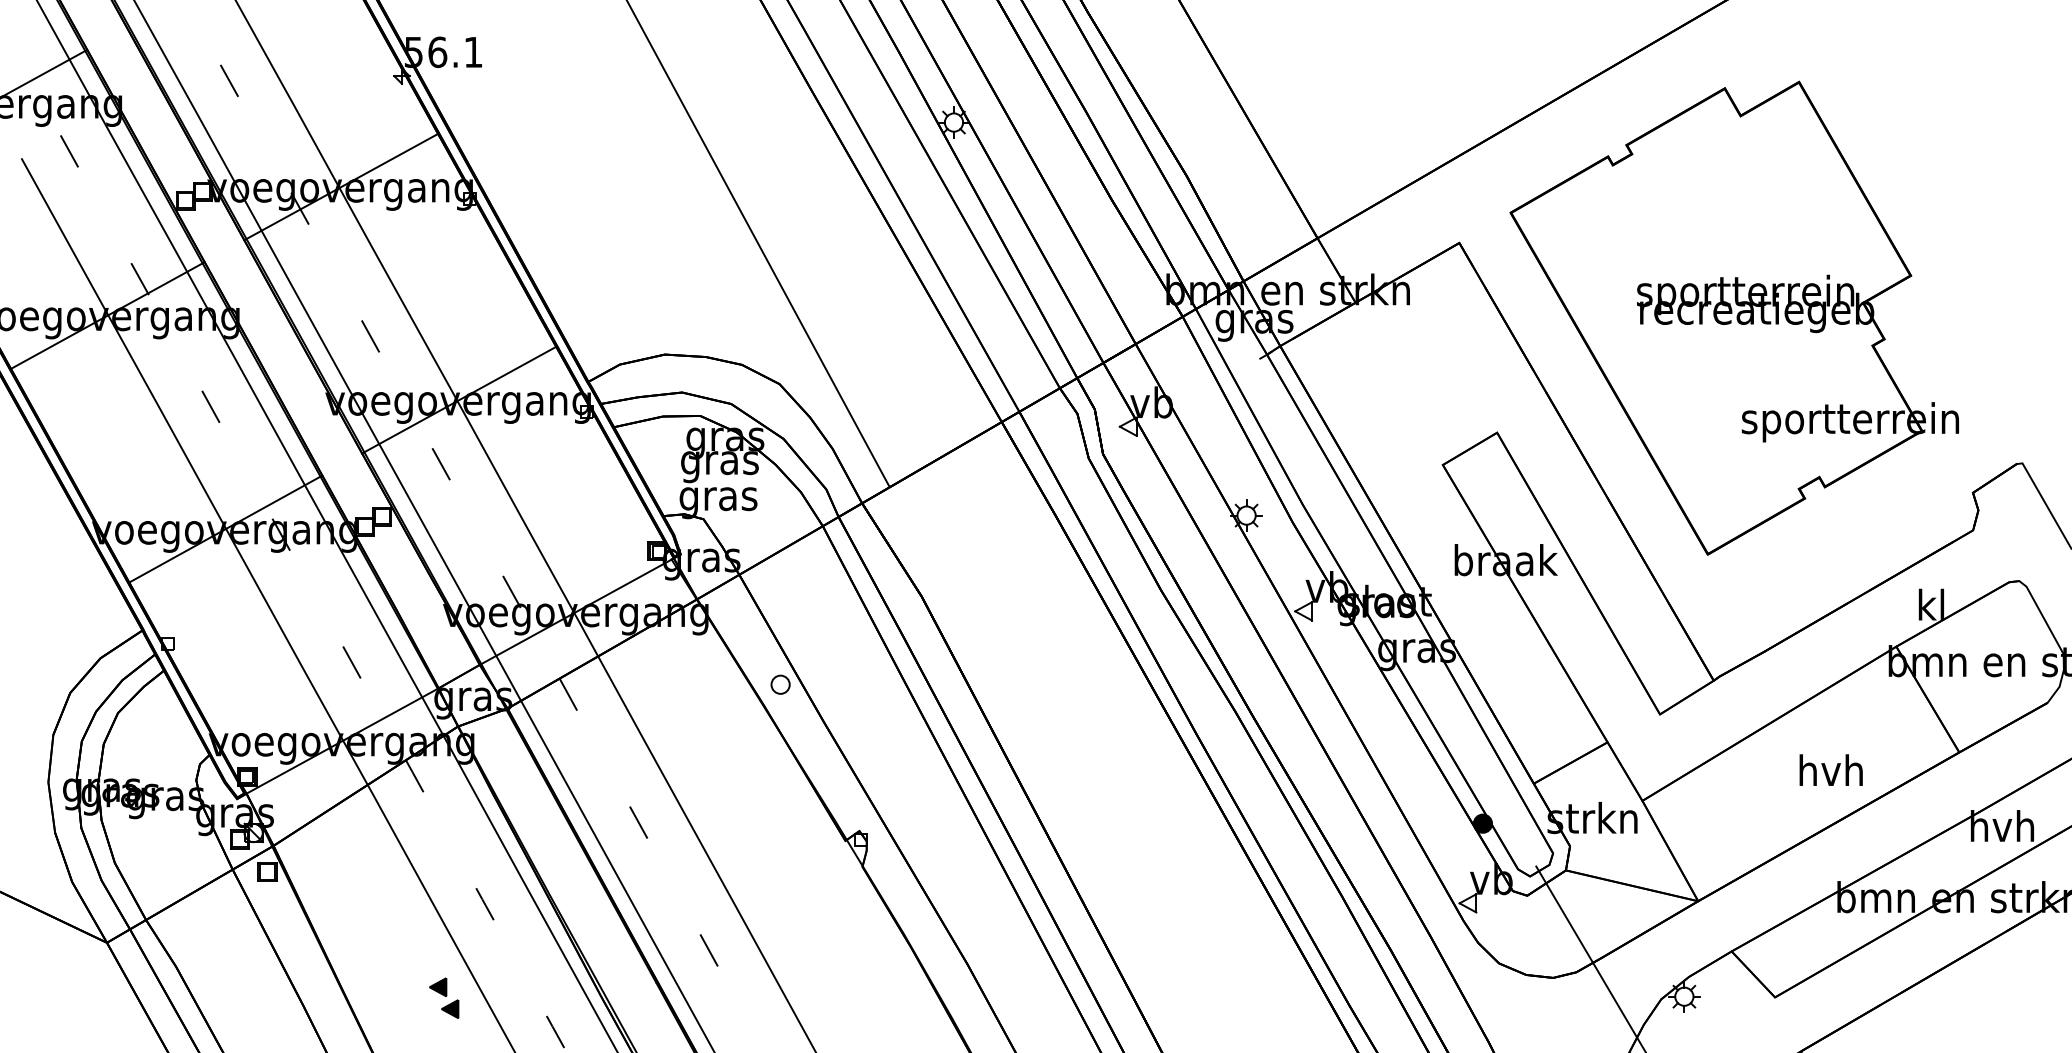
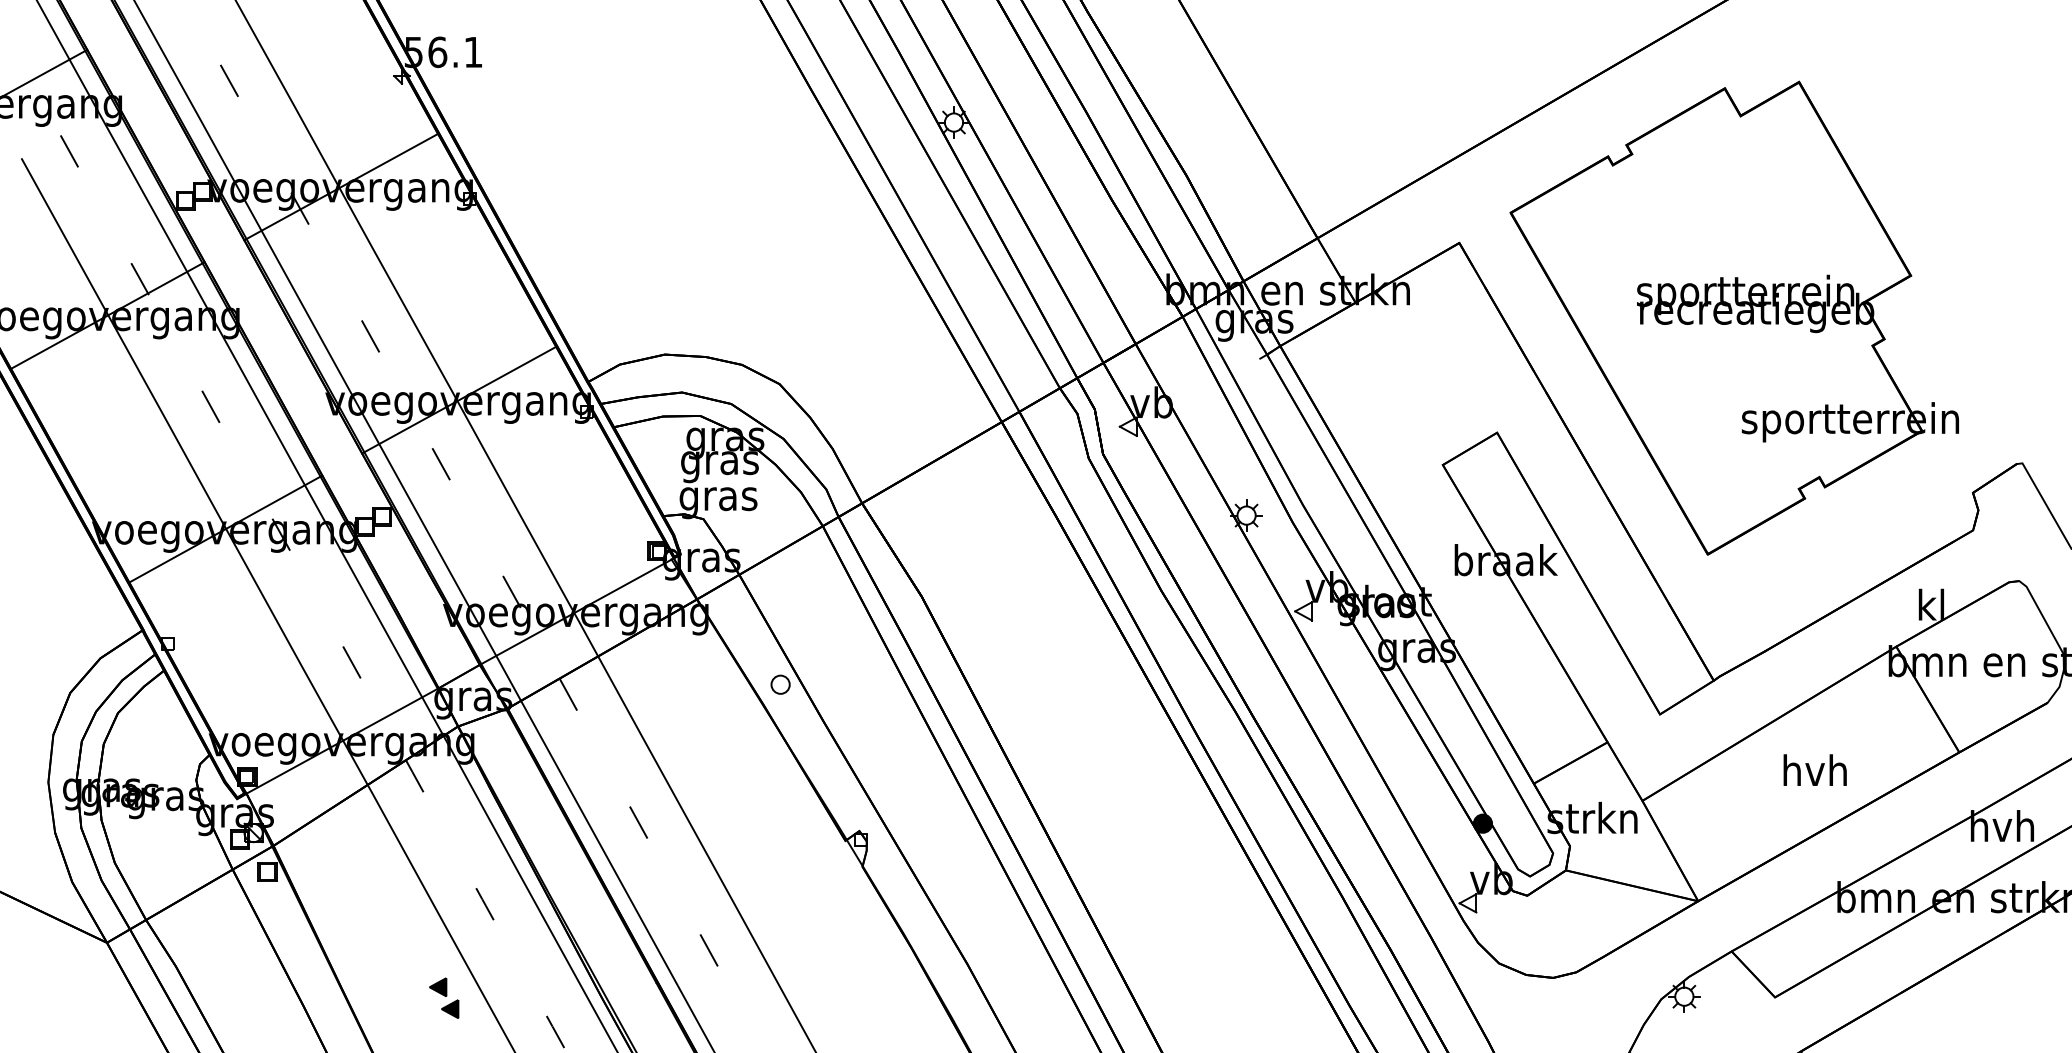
line: present -> none (758, 244)
text position: (1830, 769) -> (1814, 769) (1814, 769)
line: present -> none (1590, 957)
